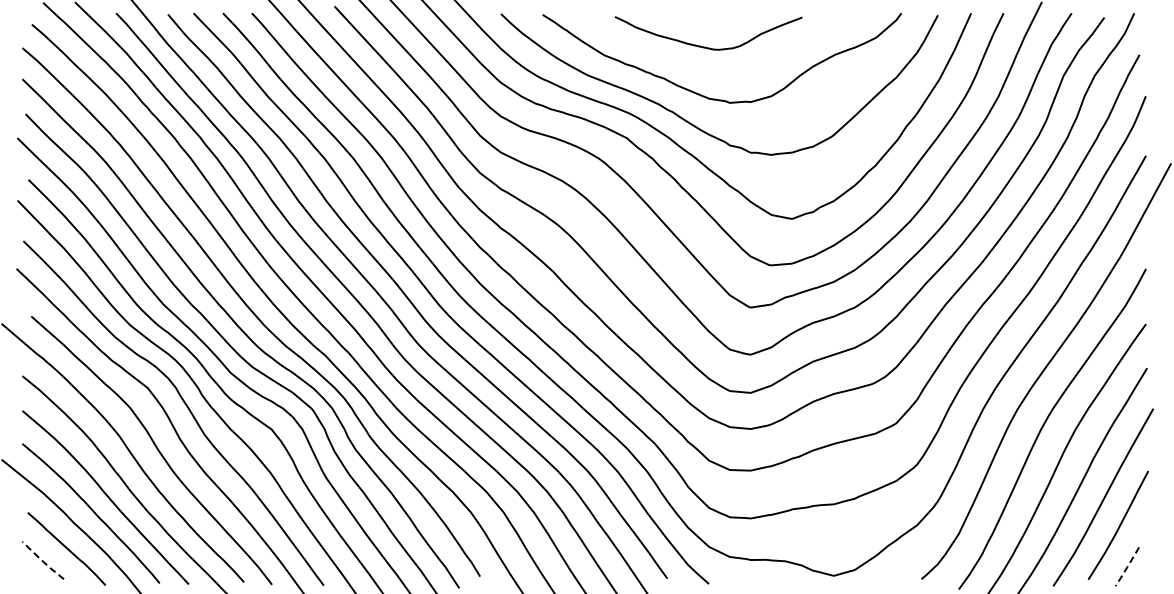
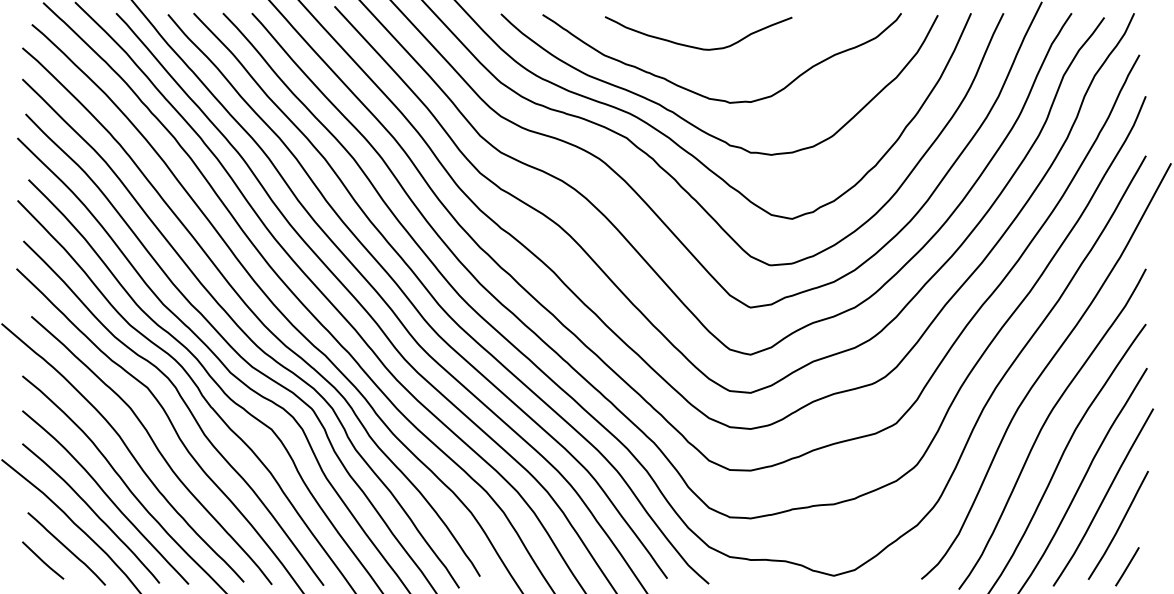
curve position: (705, 46) -> (695, 46) (695, 46)
line: dashed -> solid (43, 561)
line: dashed -> solid (1127, 566)
